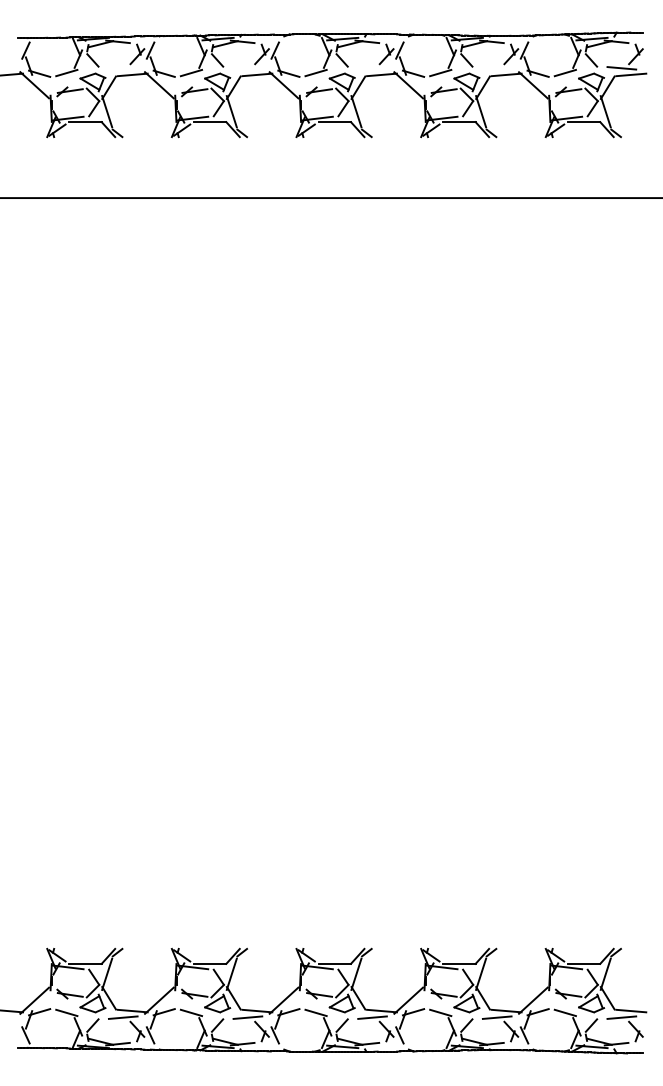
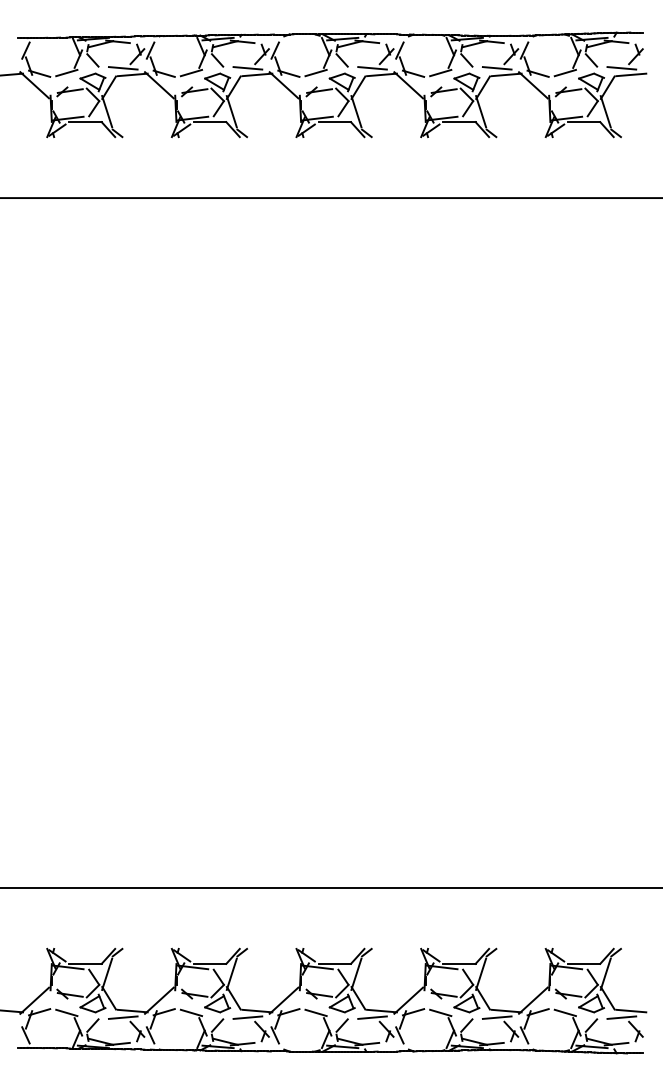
line: none -> present (122, 68)
line: none -> present (247, 68)
line: none -> present (372, 68)
line: none -> present (496, 68)
line: none -> present (330, 887)
